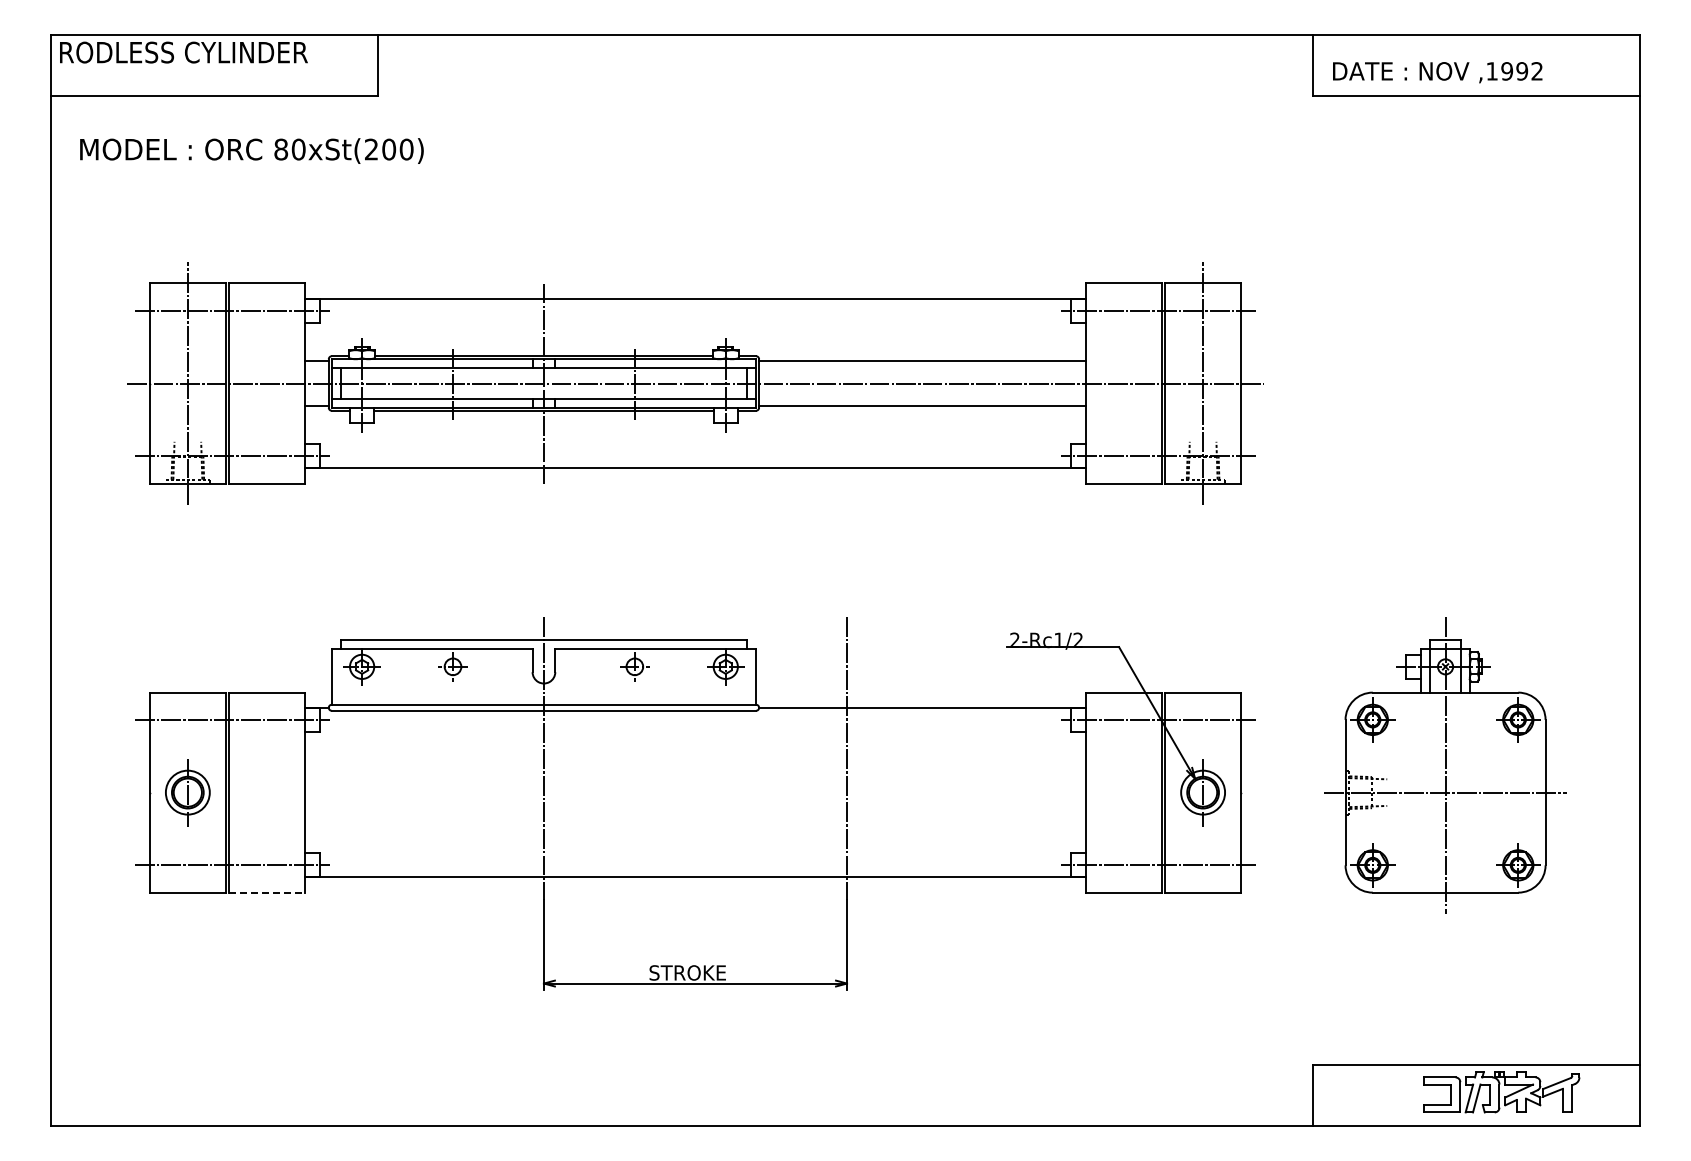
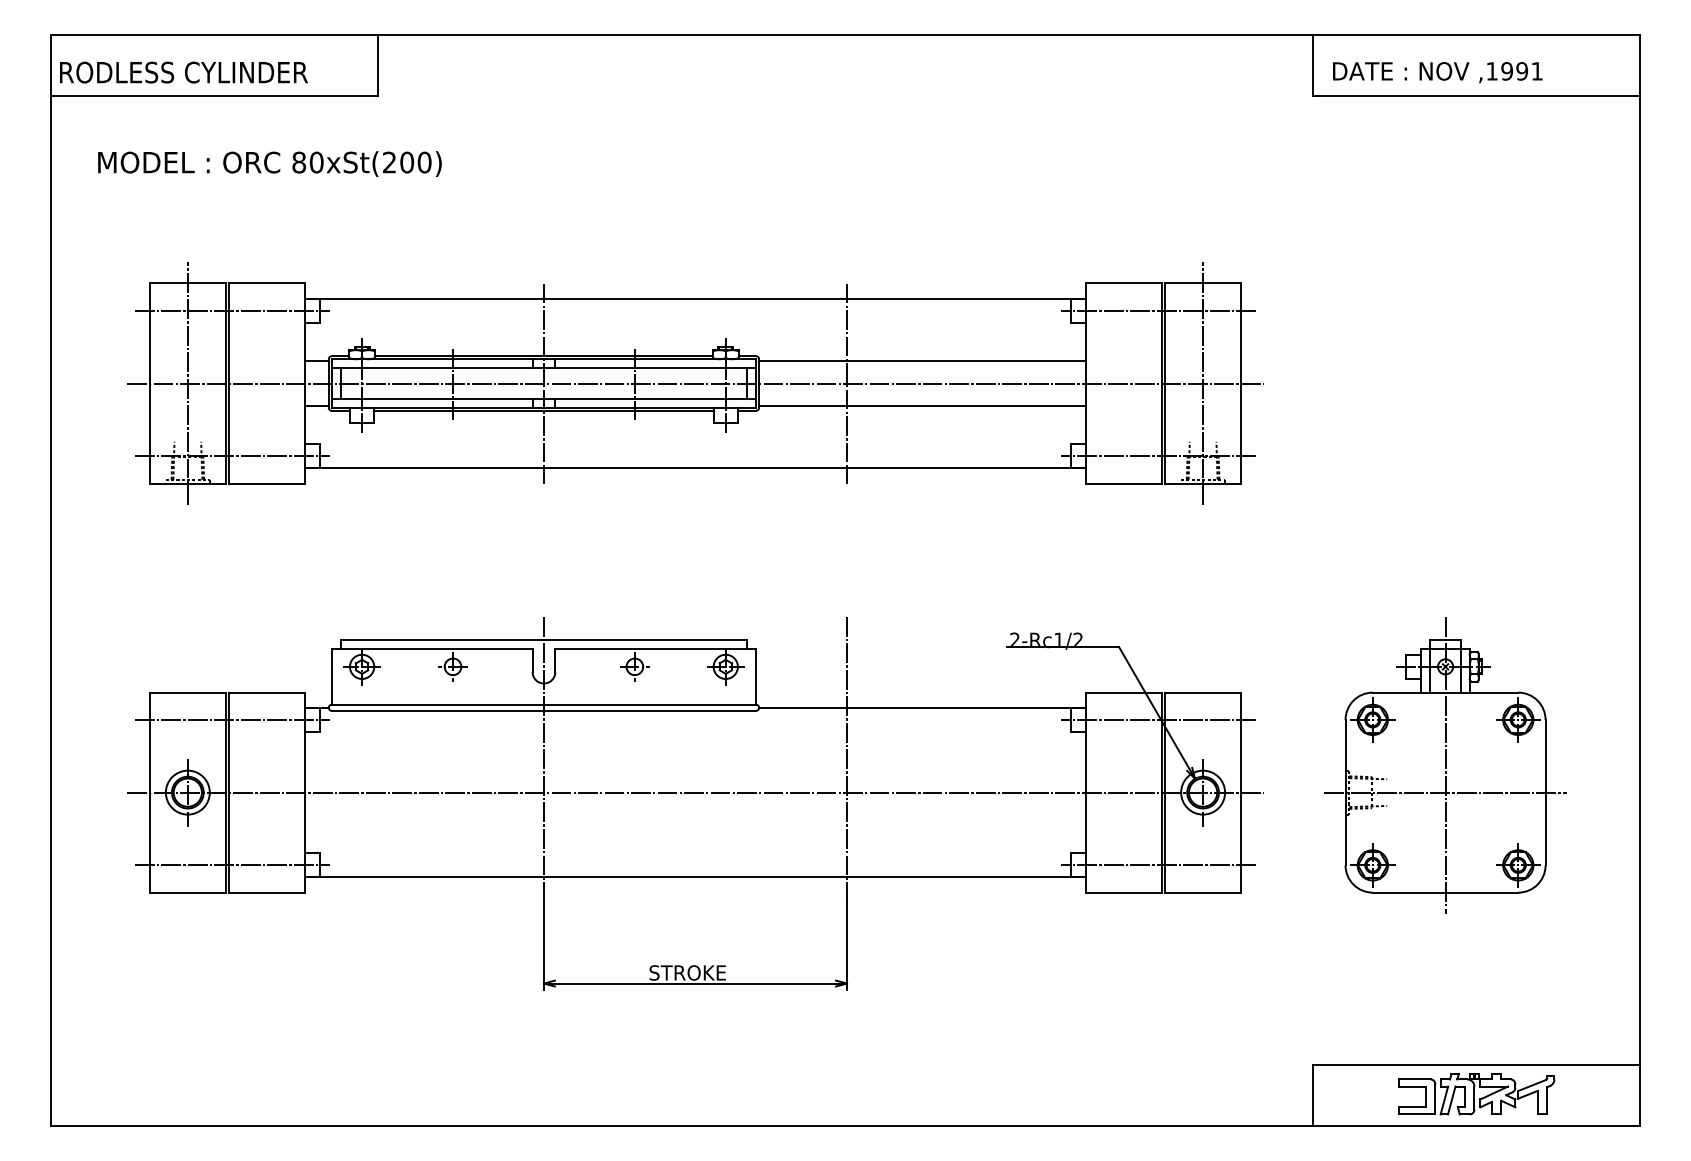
text position: (183, 52) -> (183, 72) (183, 72)
text: ,1992 -> ,1991 (1536, 71)
text position: (251, 150) -> (269, 163) (269, 163)
line: none -> present (847, 383)
line: none -> present (695, 792)
line: dashed -> solid (266, 892)
part position: (1501, 1092) -> (1476, 1094) (1476, 1094)
